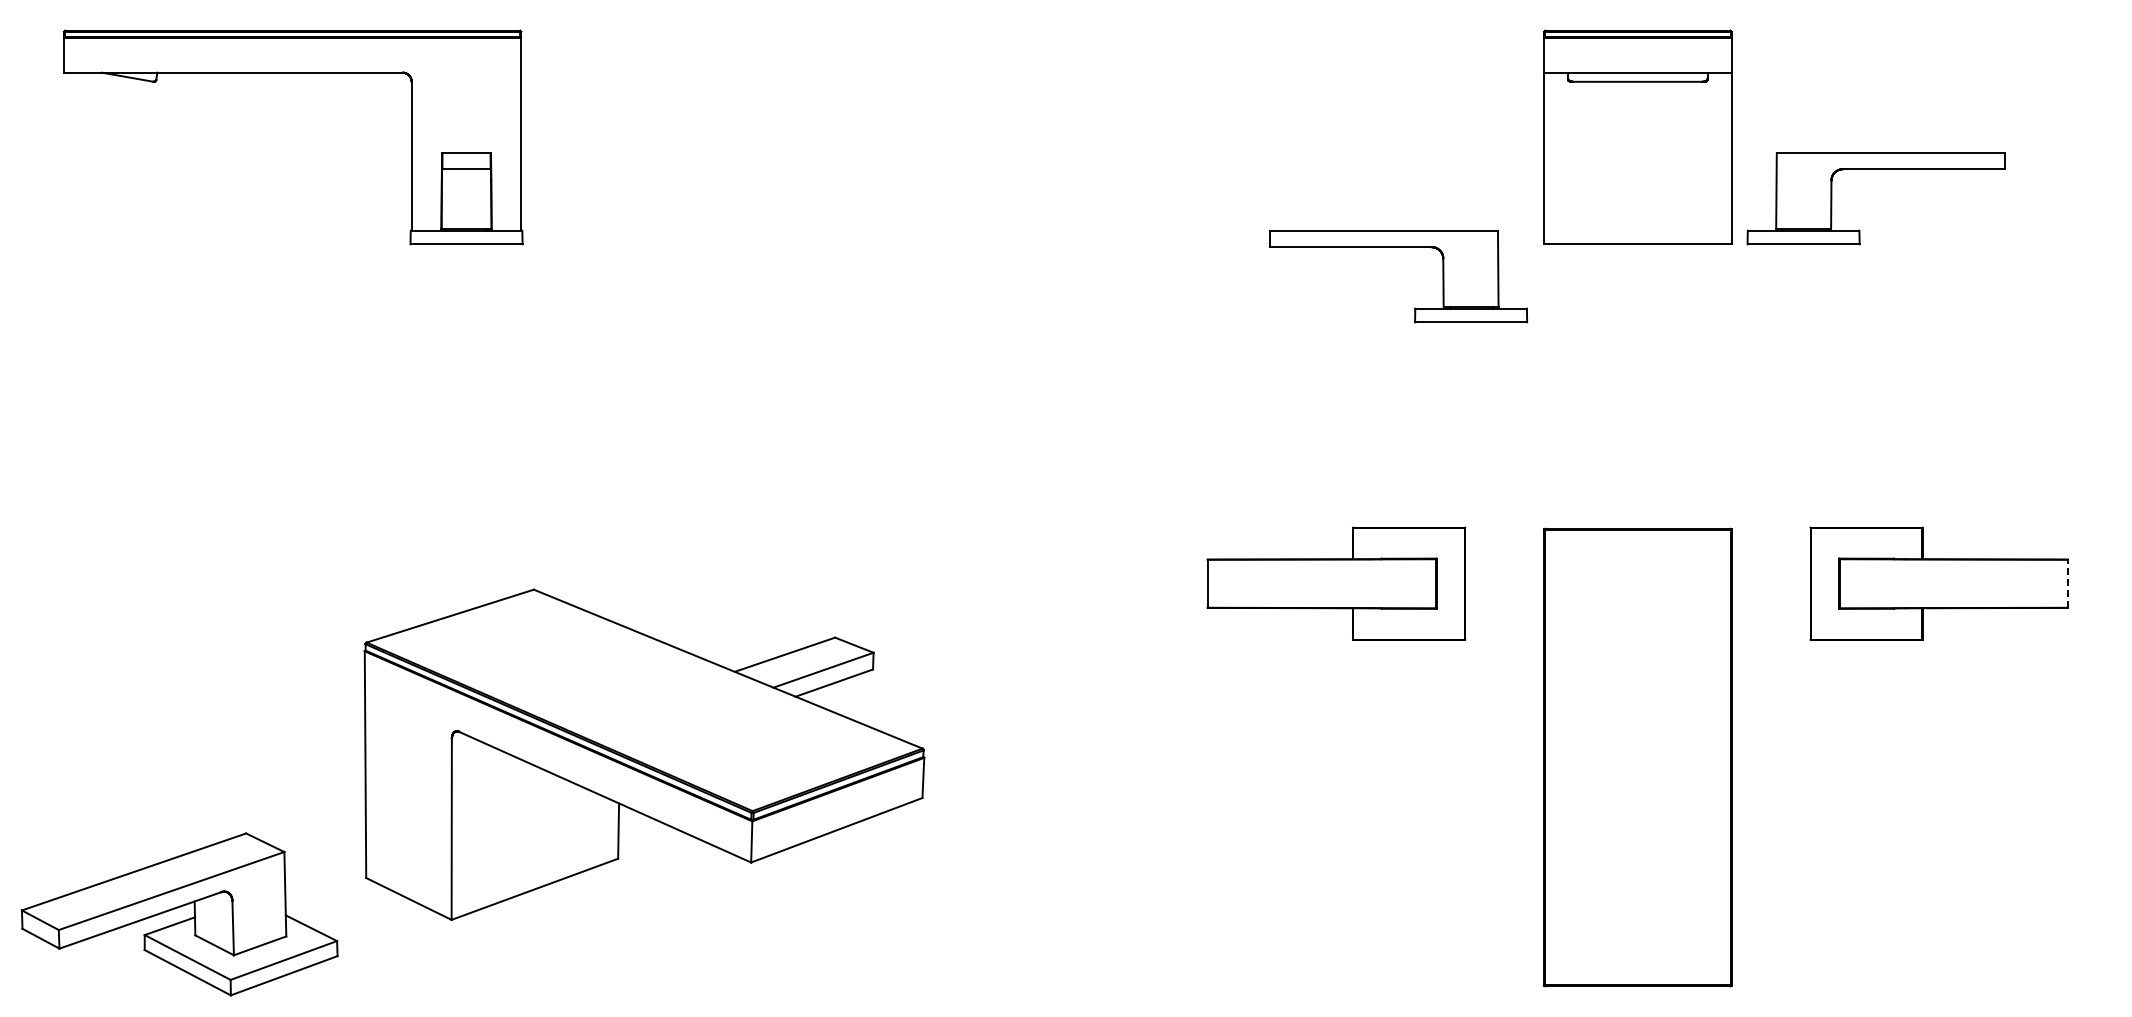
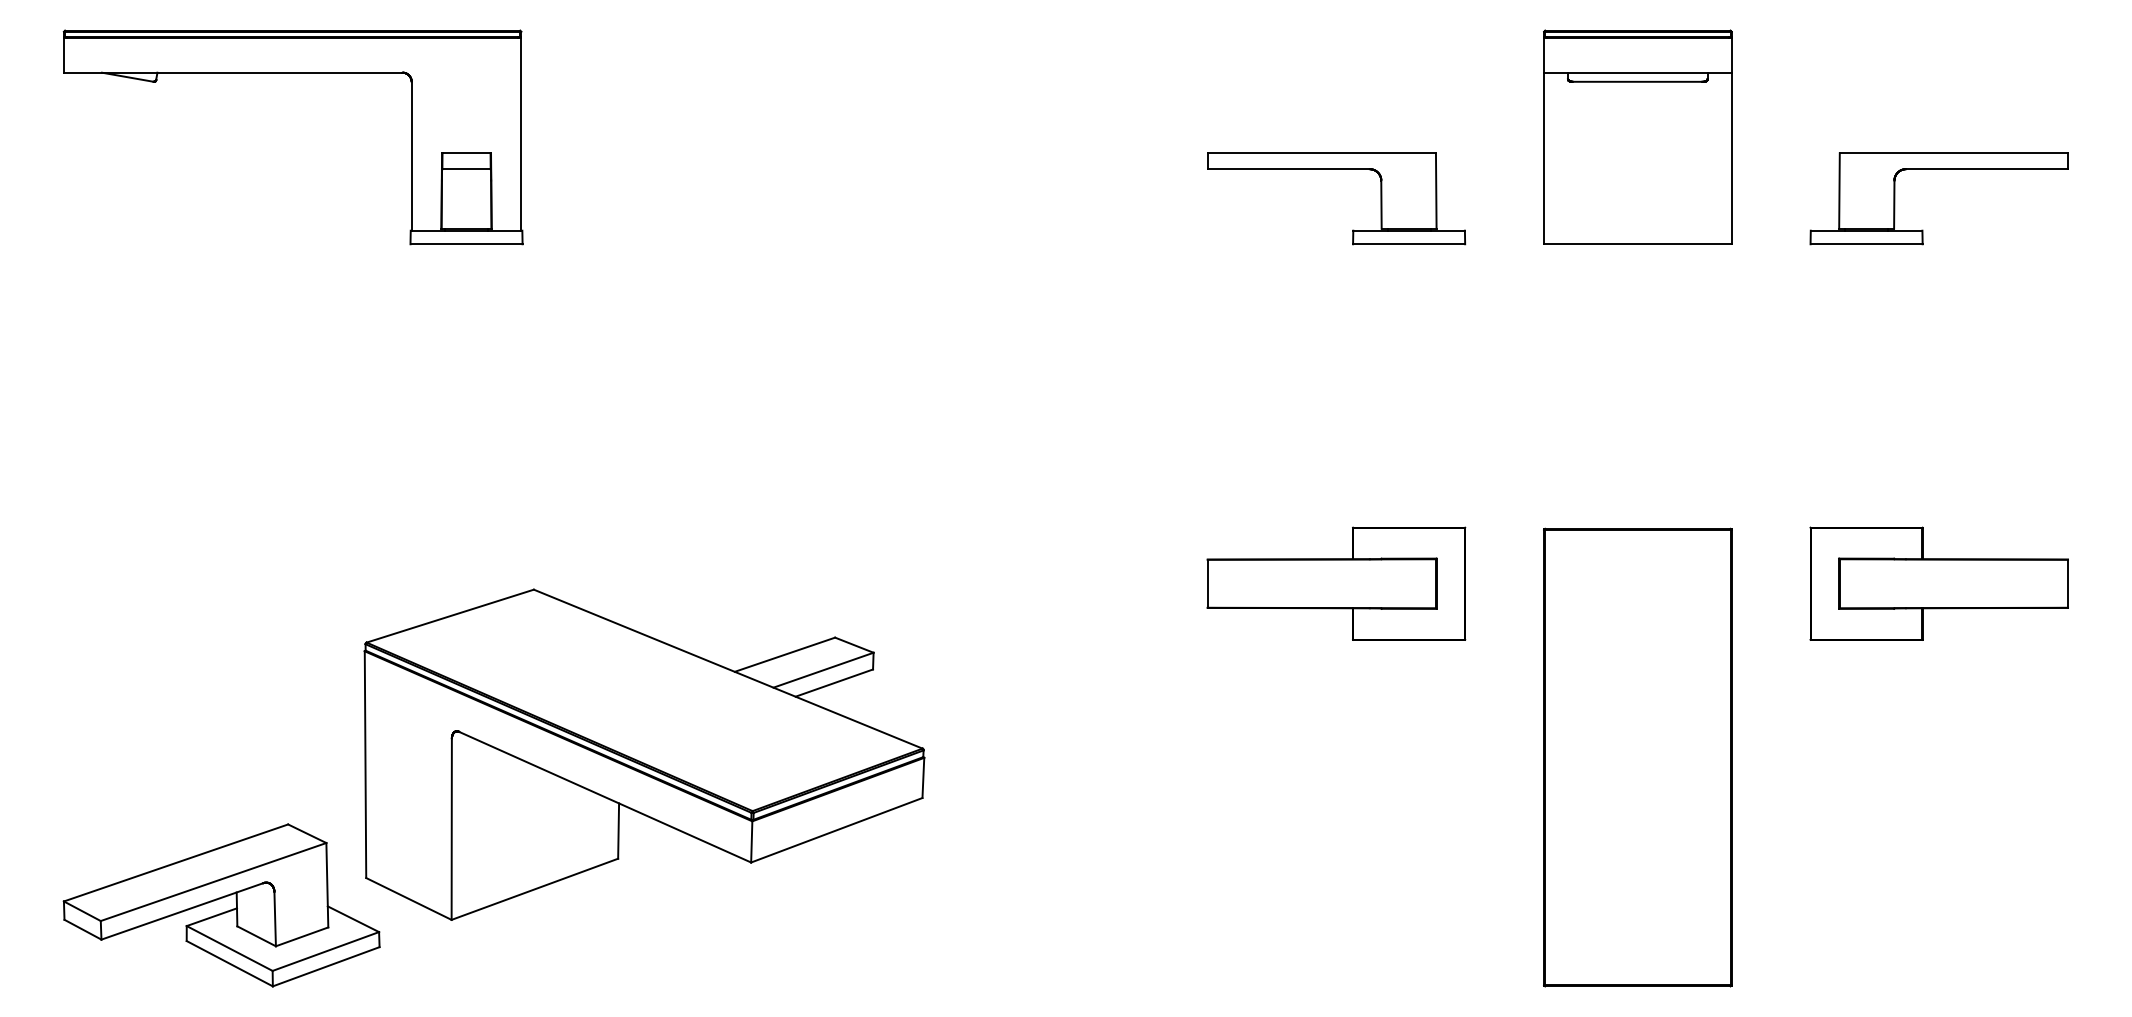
part position: (1875, 169) -> (1938, 169) (1938, 169)
part position: (1398, 247) -> (1336, 169) (1336, 169)
line: dashed -> solid (2068, 583)
part position: (178, 908) -> (220, 899) (220, 899)
